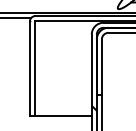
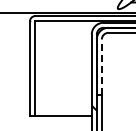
line: present -> none (16, 17)
line: solid -> dashed (101, 67)
